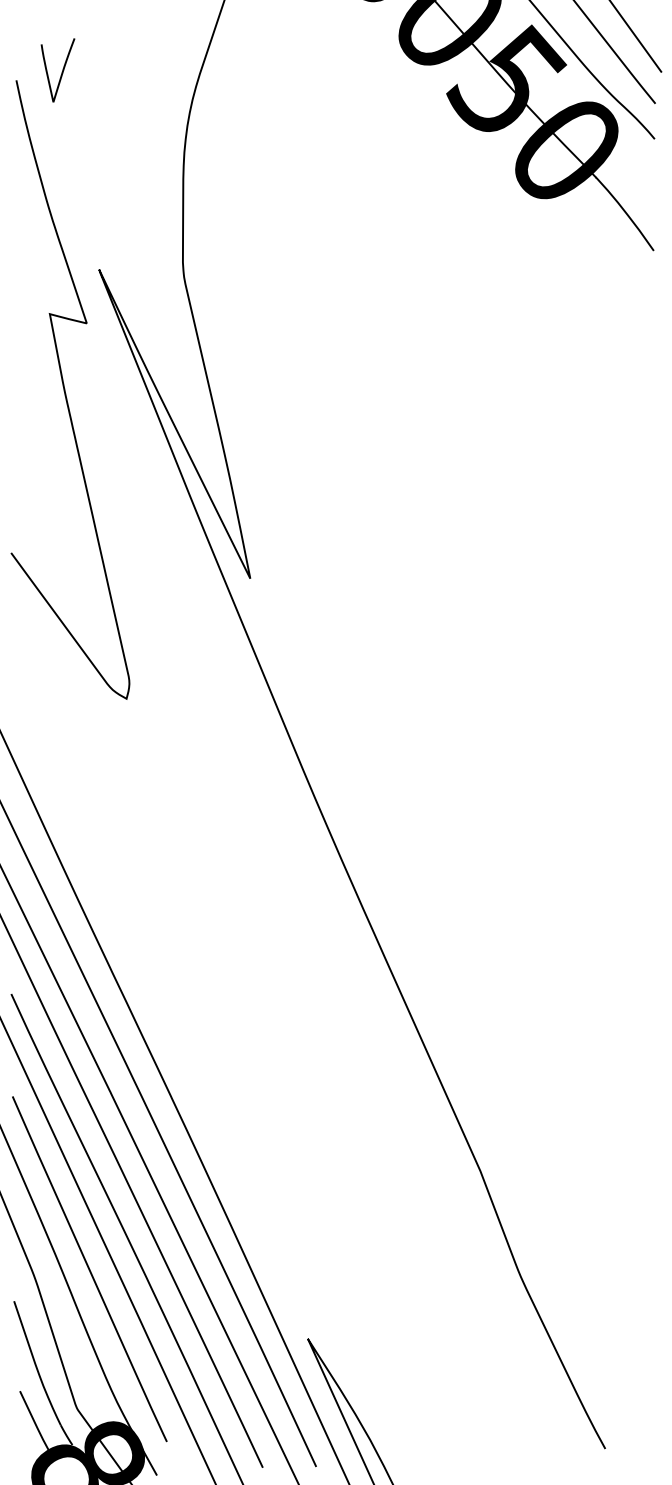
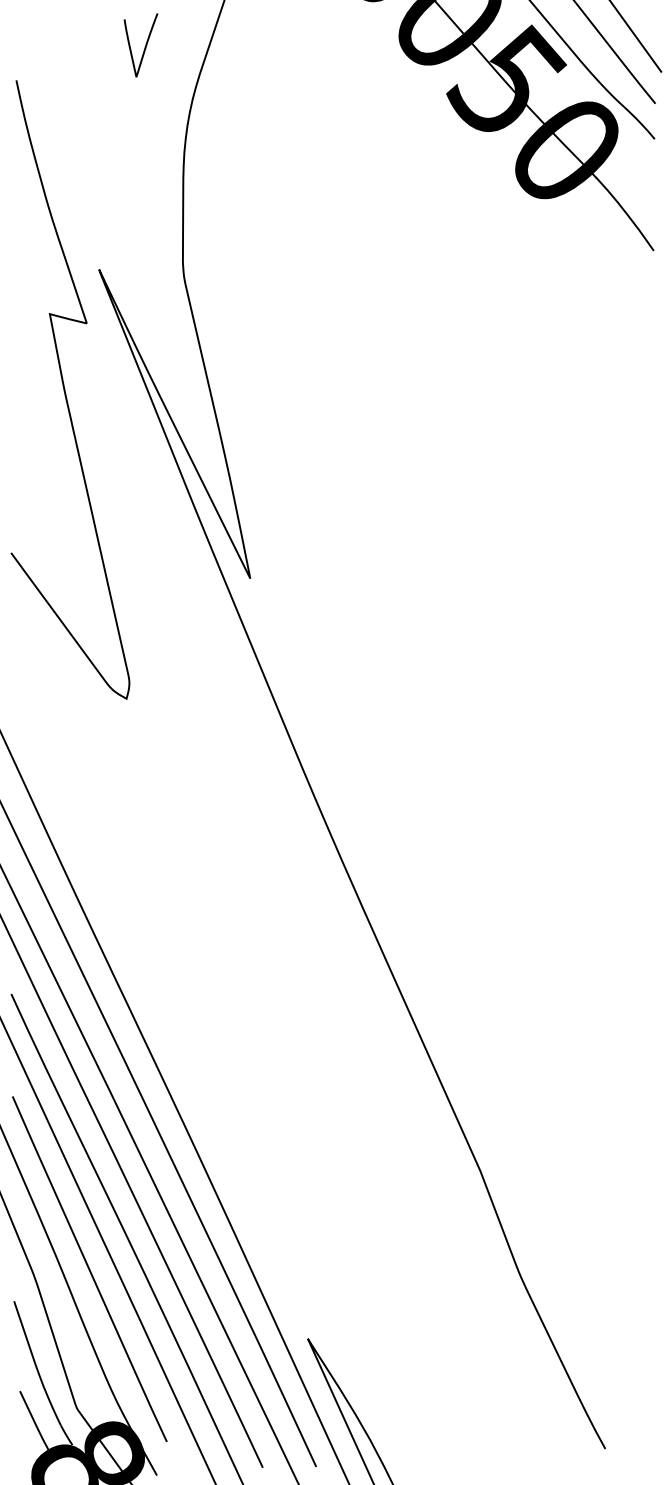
curve position: (61, 72) -> (144, 47) (144, 47)
